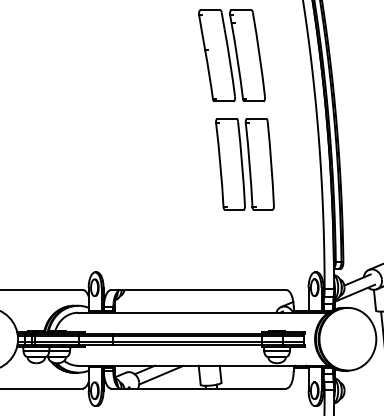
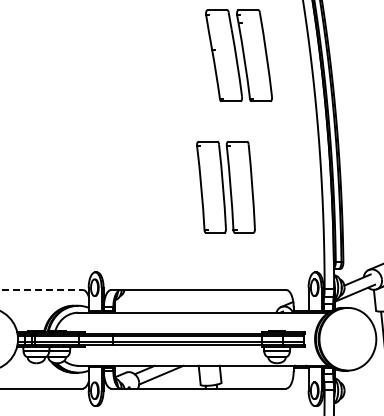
part position: (231, 55) -> (238, 55) (238, 55)
part position: (244, 164) -> (225, 187) (225, 187)
line: solid -> dashed (42, 290)
